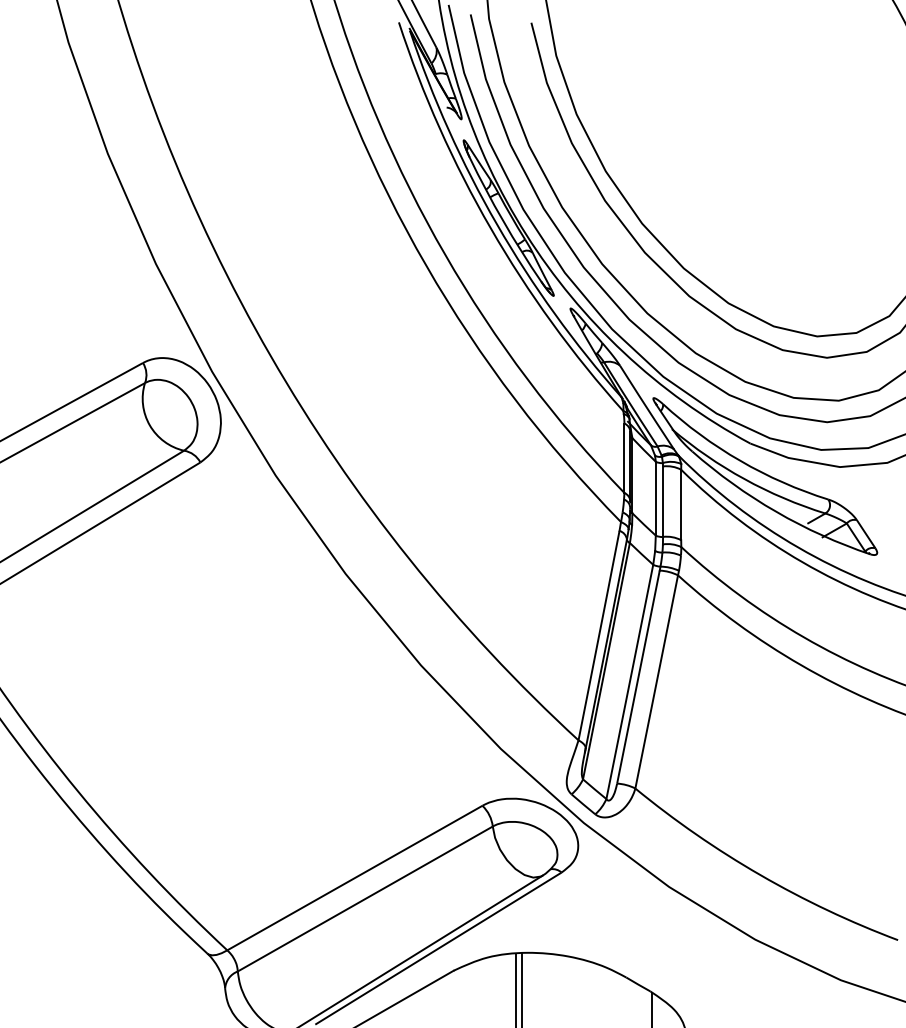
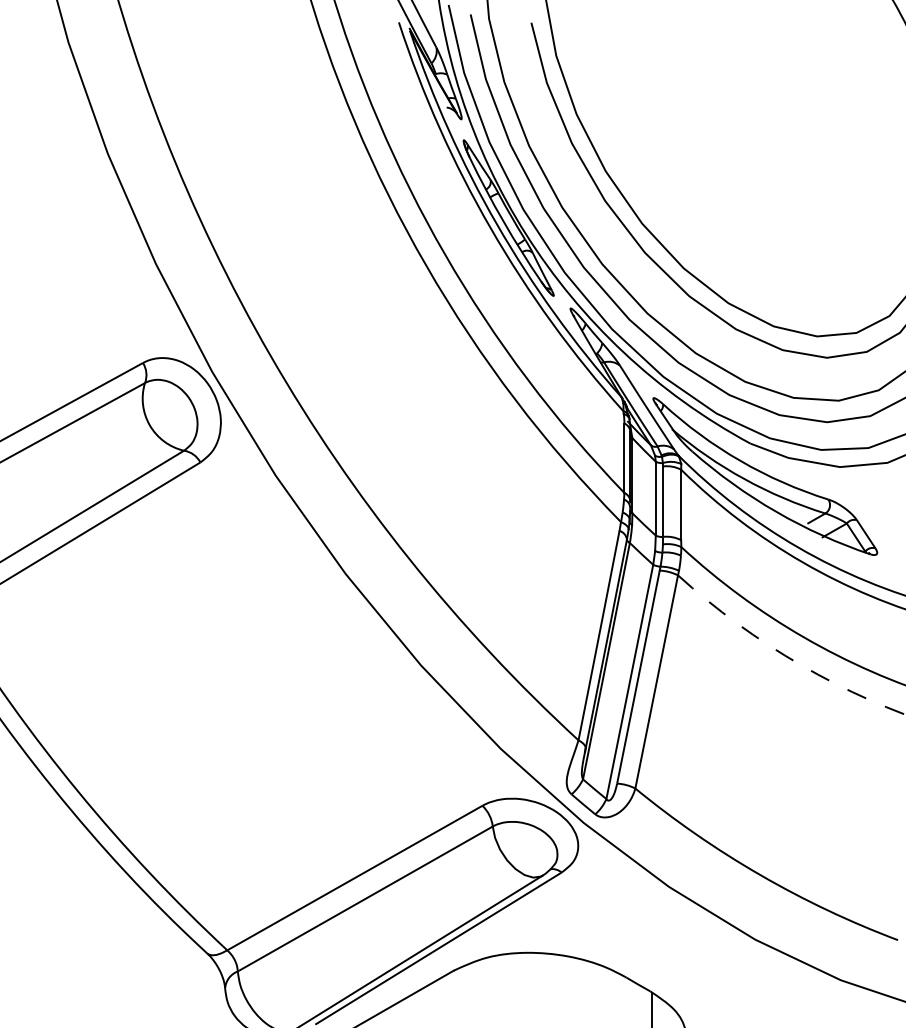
arc: solid -> dashed (786, 656)
line: present -> none (521, 988)
line: present -> none (515, 989)
